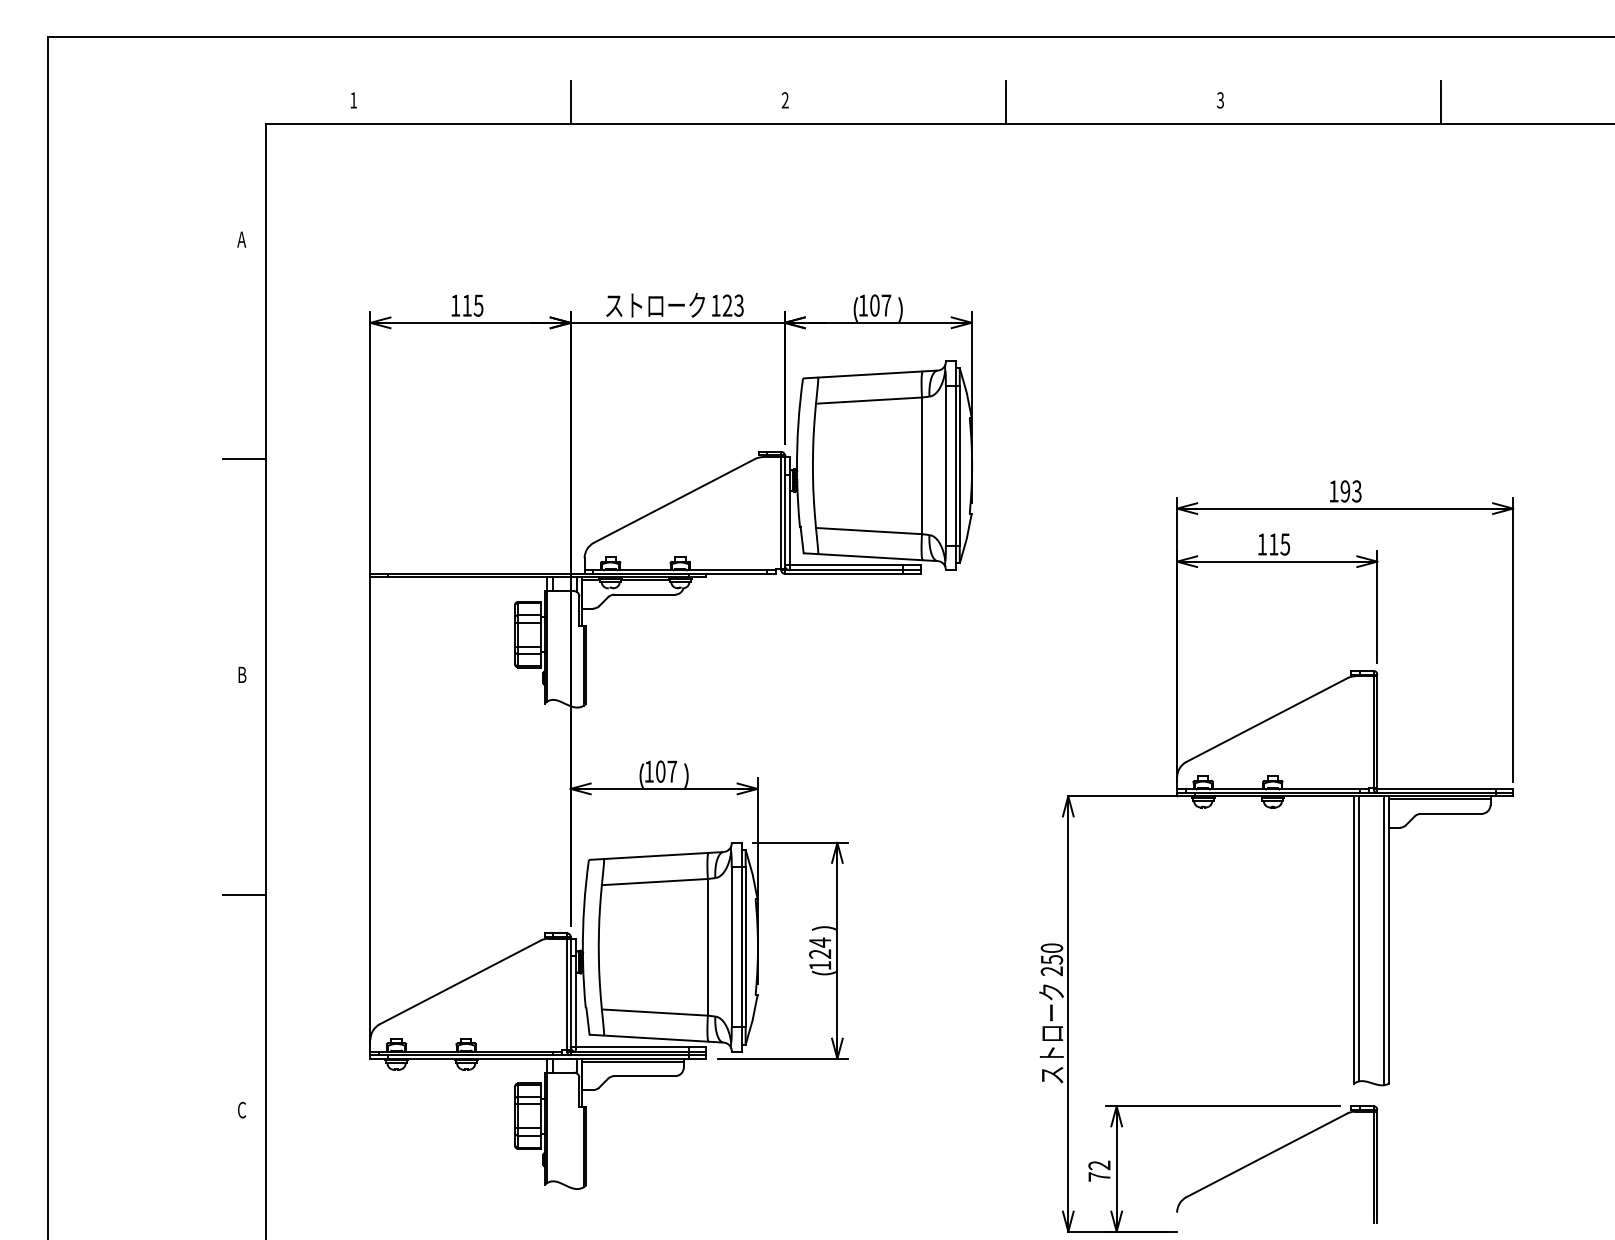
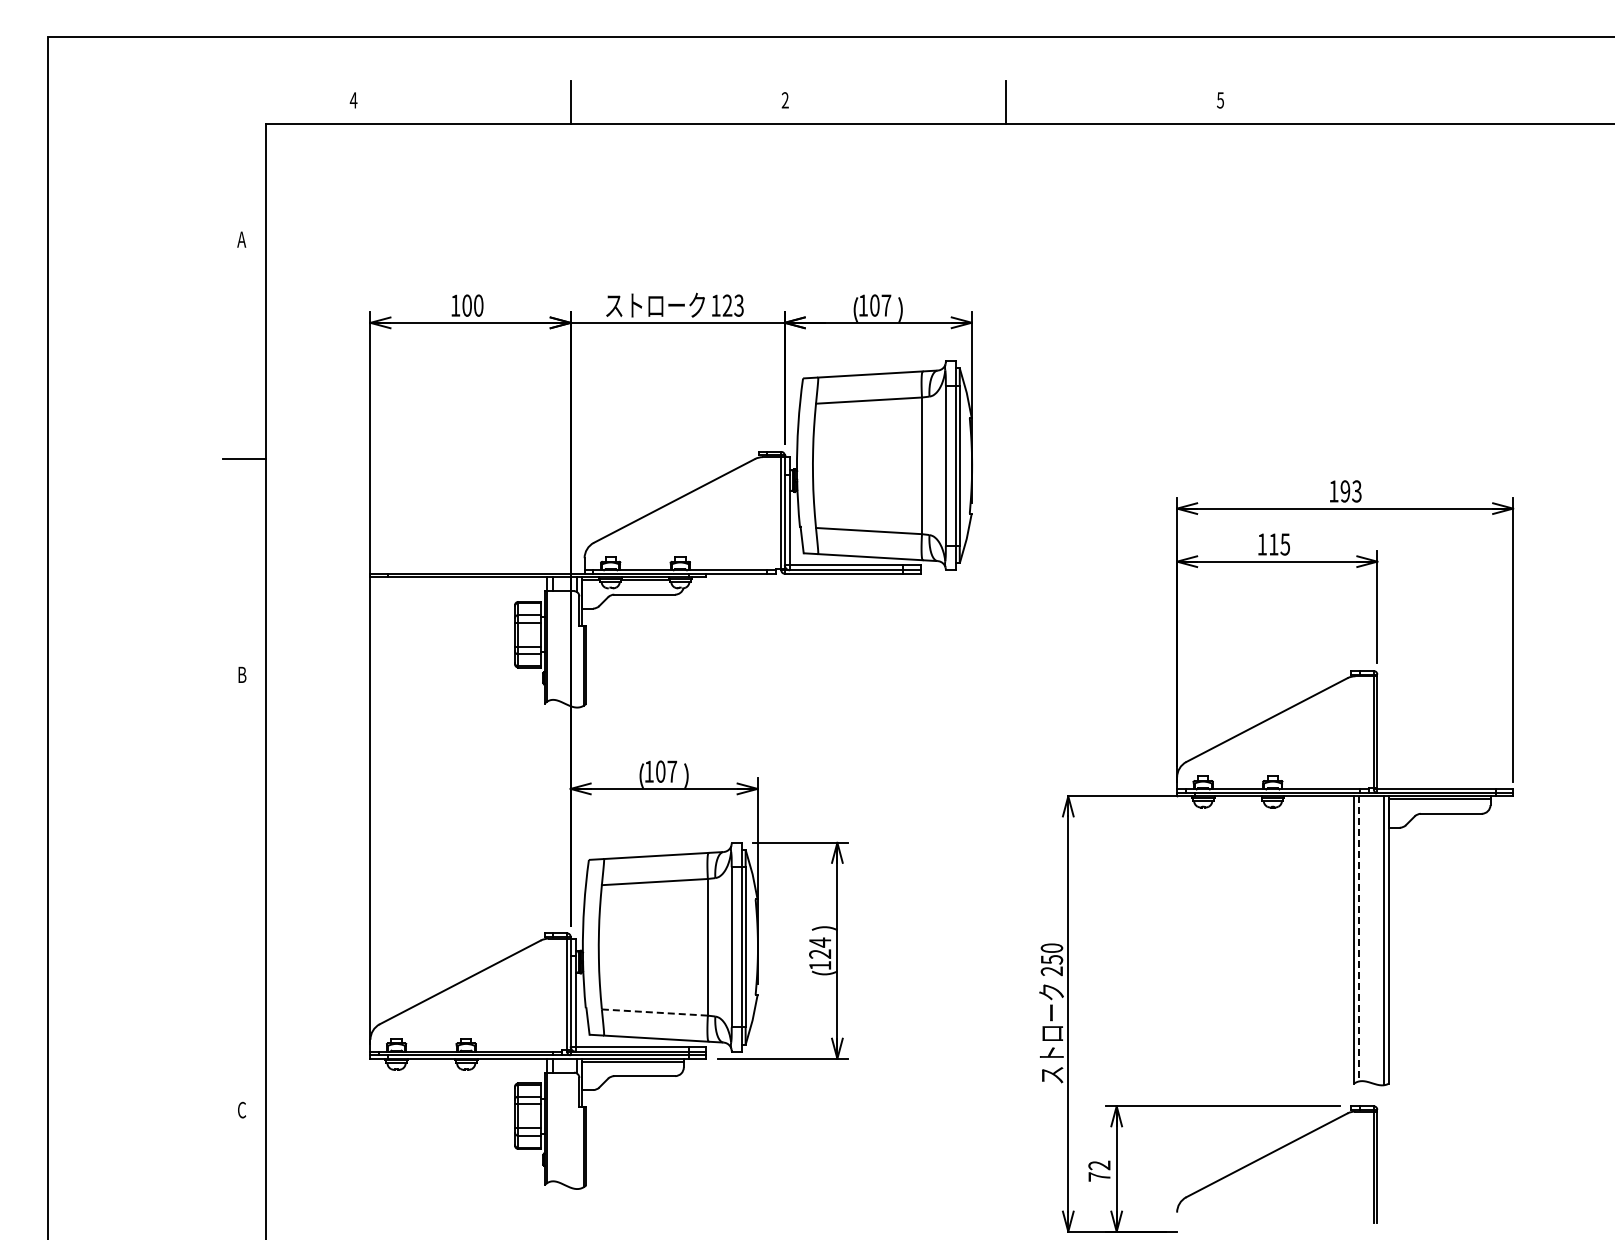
text: 3 -> 5 (1220, 99)
text: 1 -> 4 (353, 100)
line: present -> none (1441, 102)
text: 115 -> 100 (472, 305)
line: present -> none (244, 894)
line: solid -> dashed (1359, 939)
line: solid -> dashed (655, 1012)
